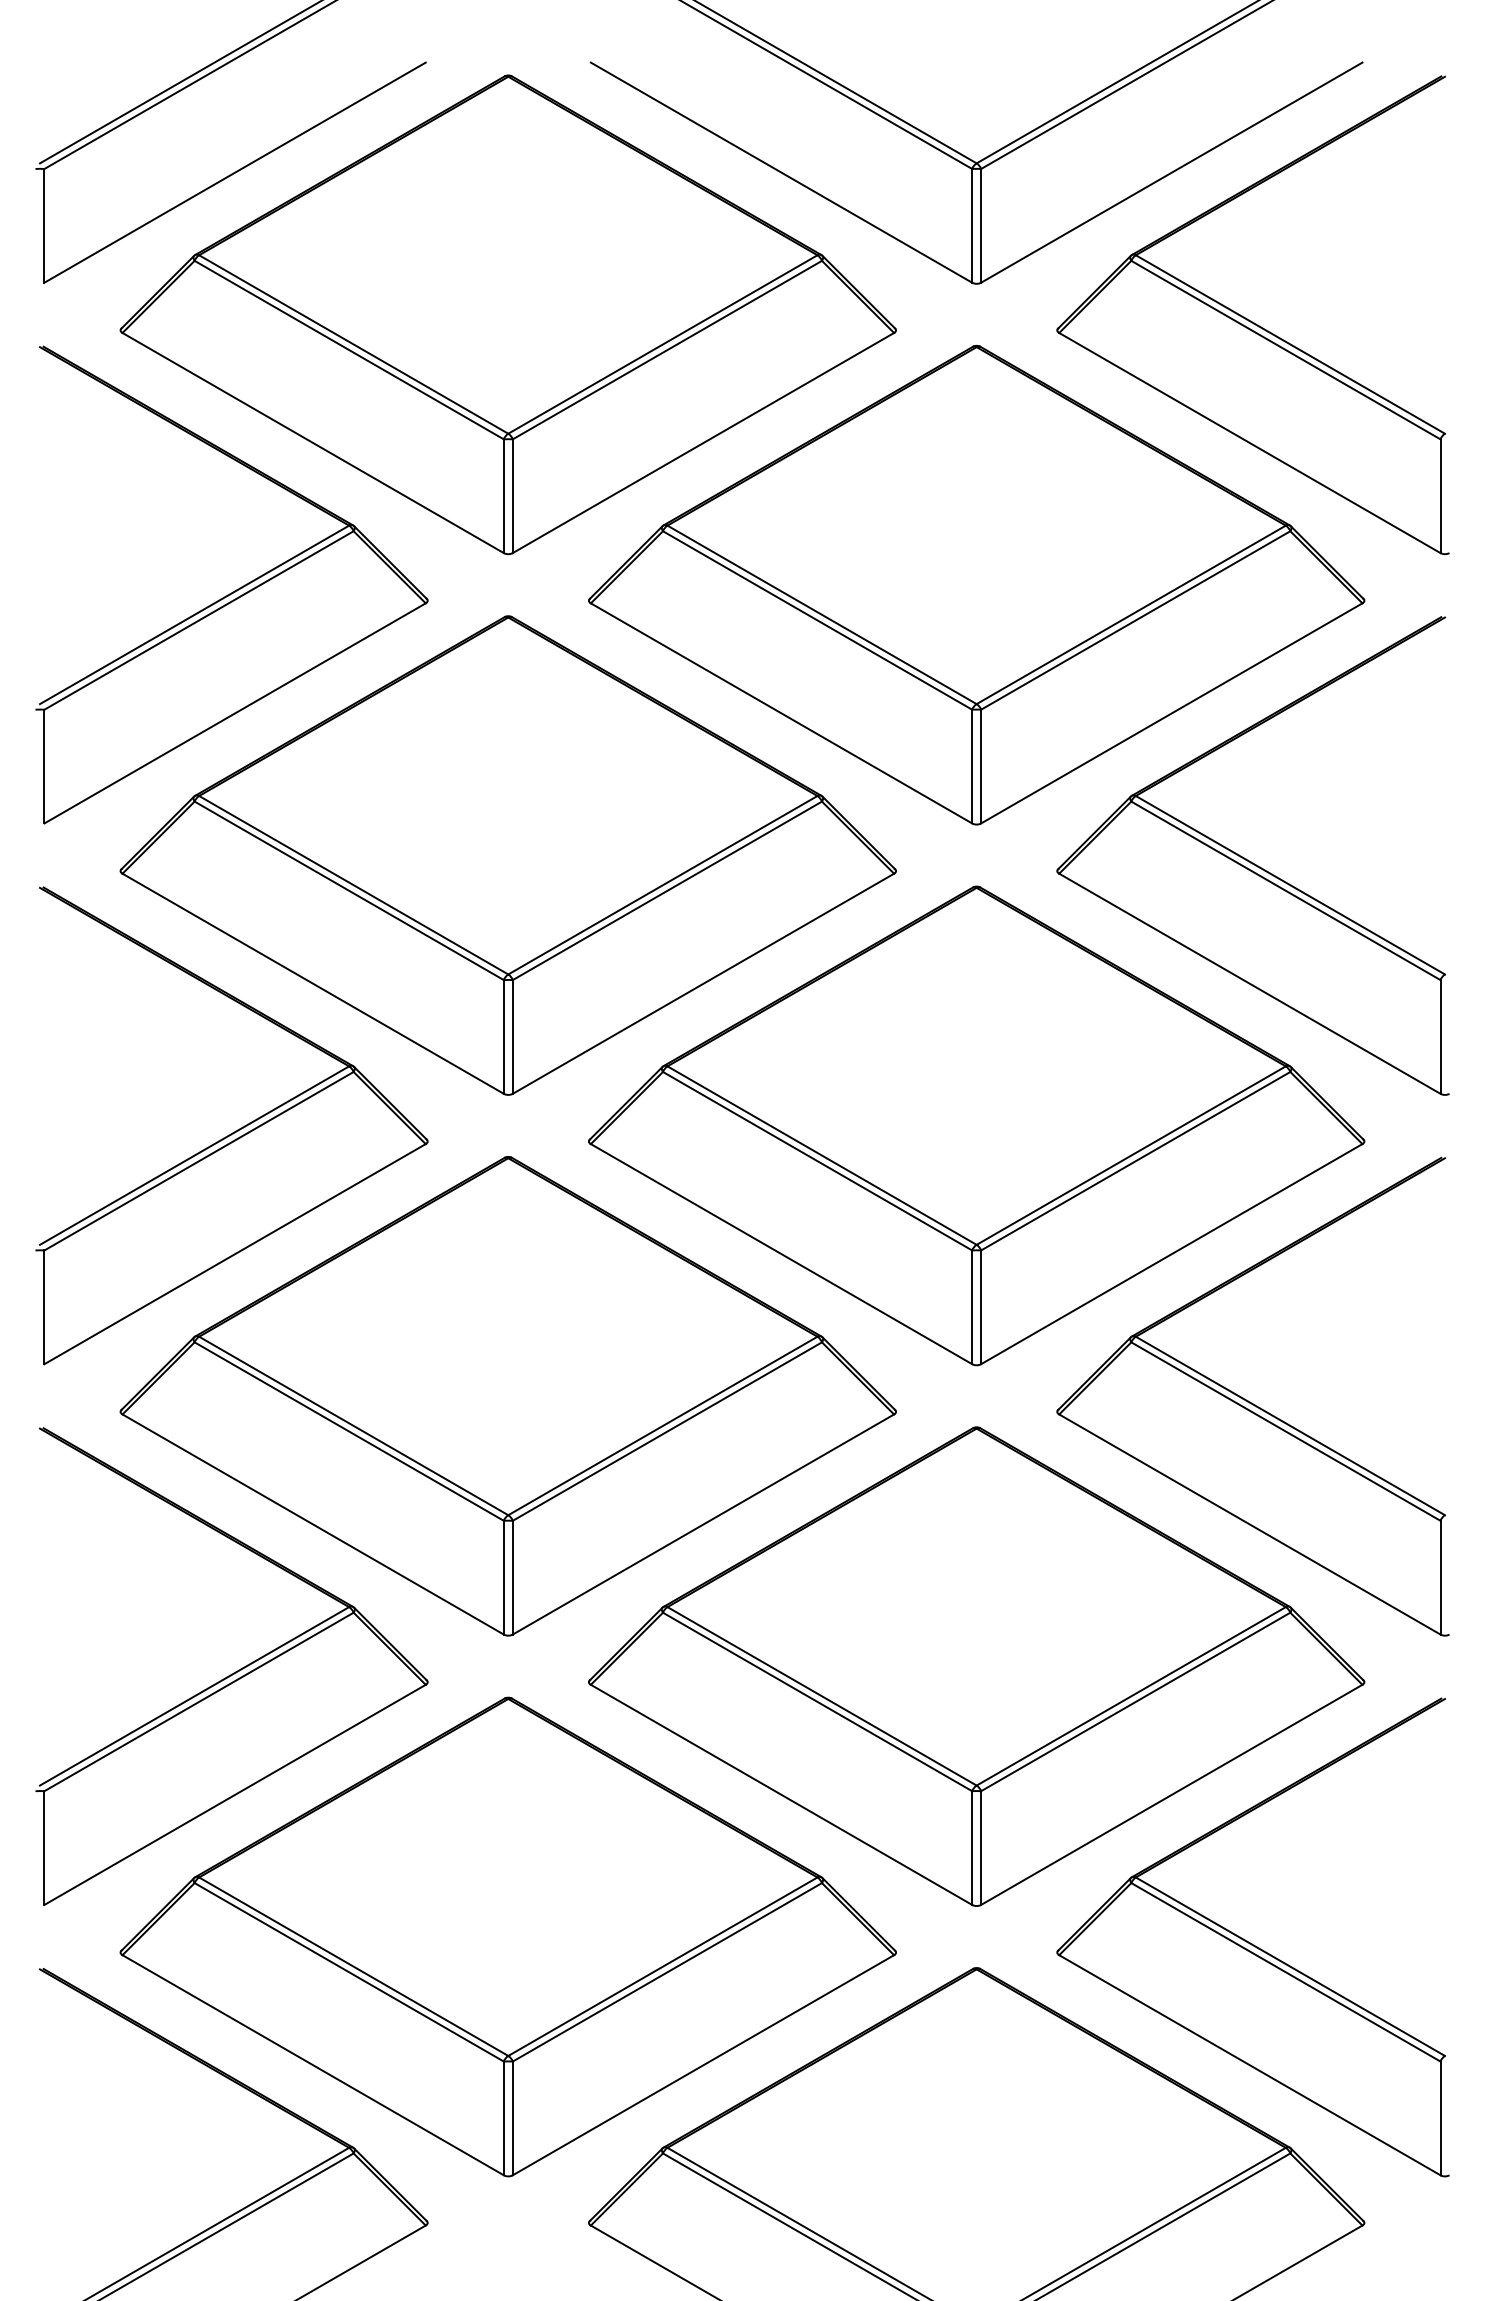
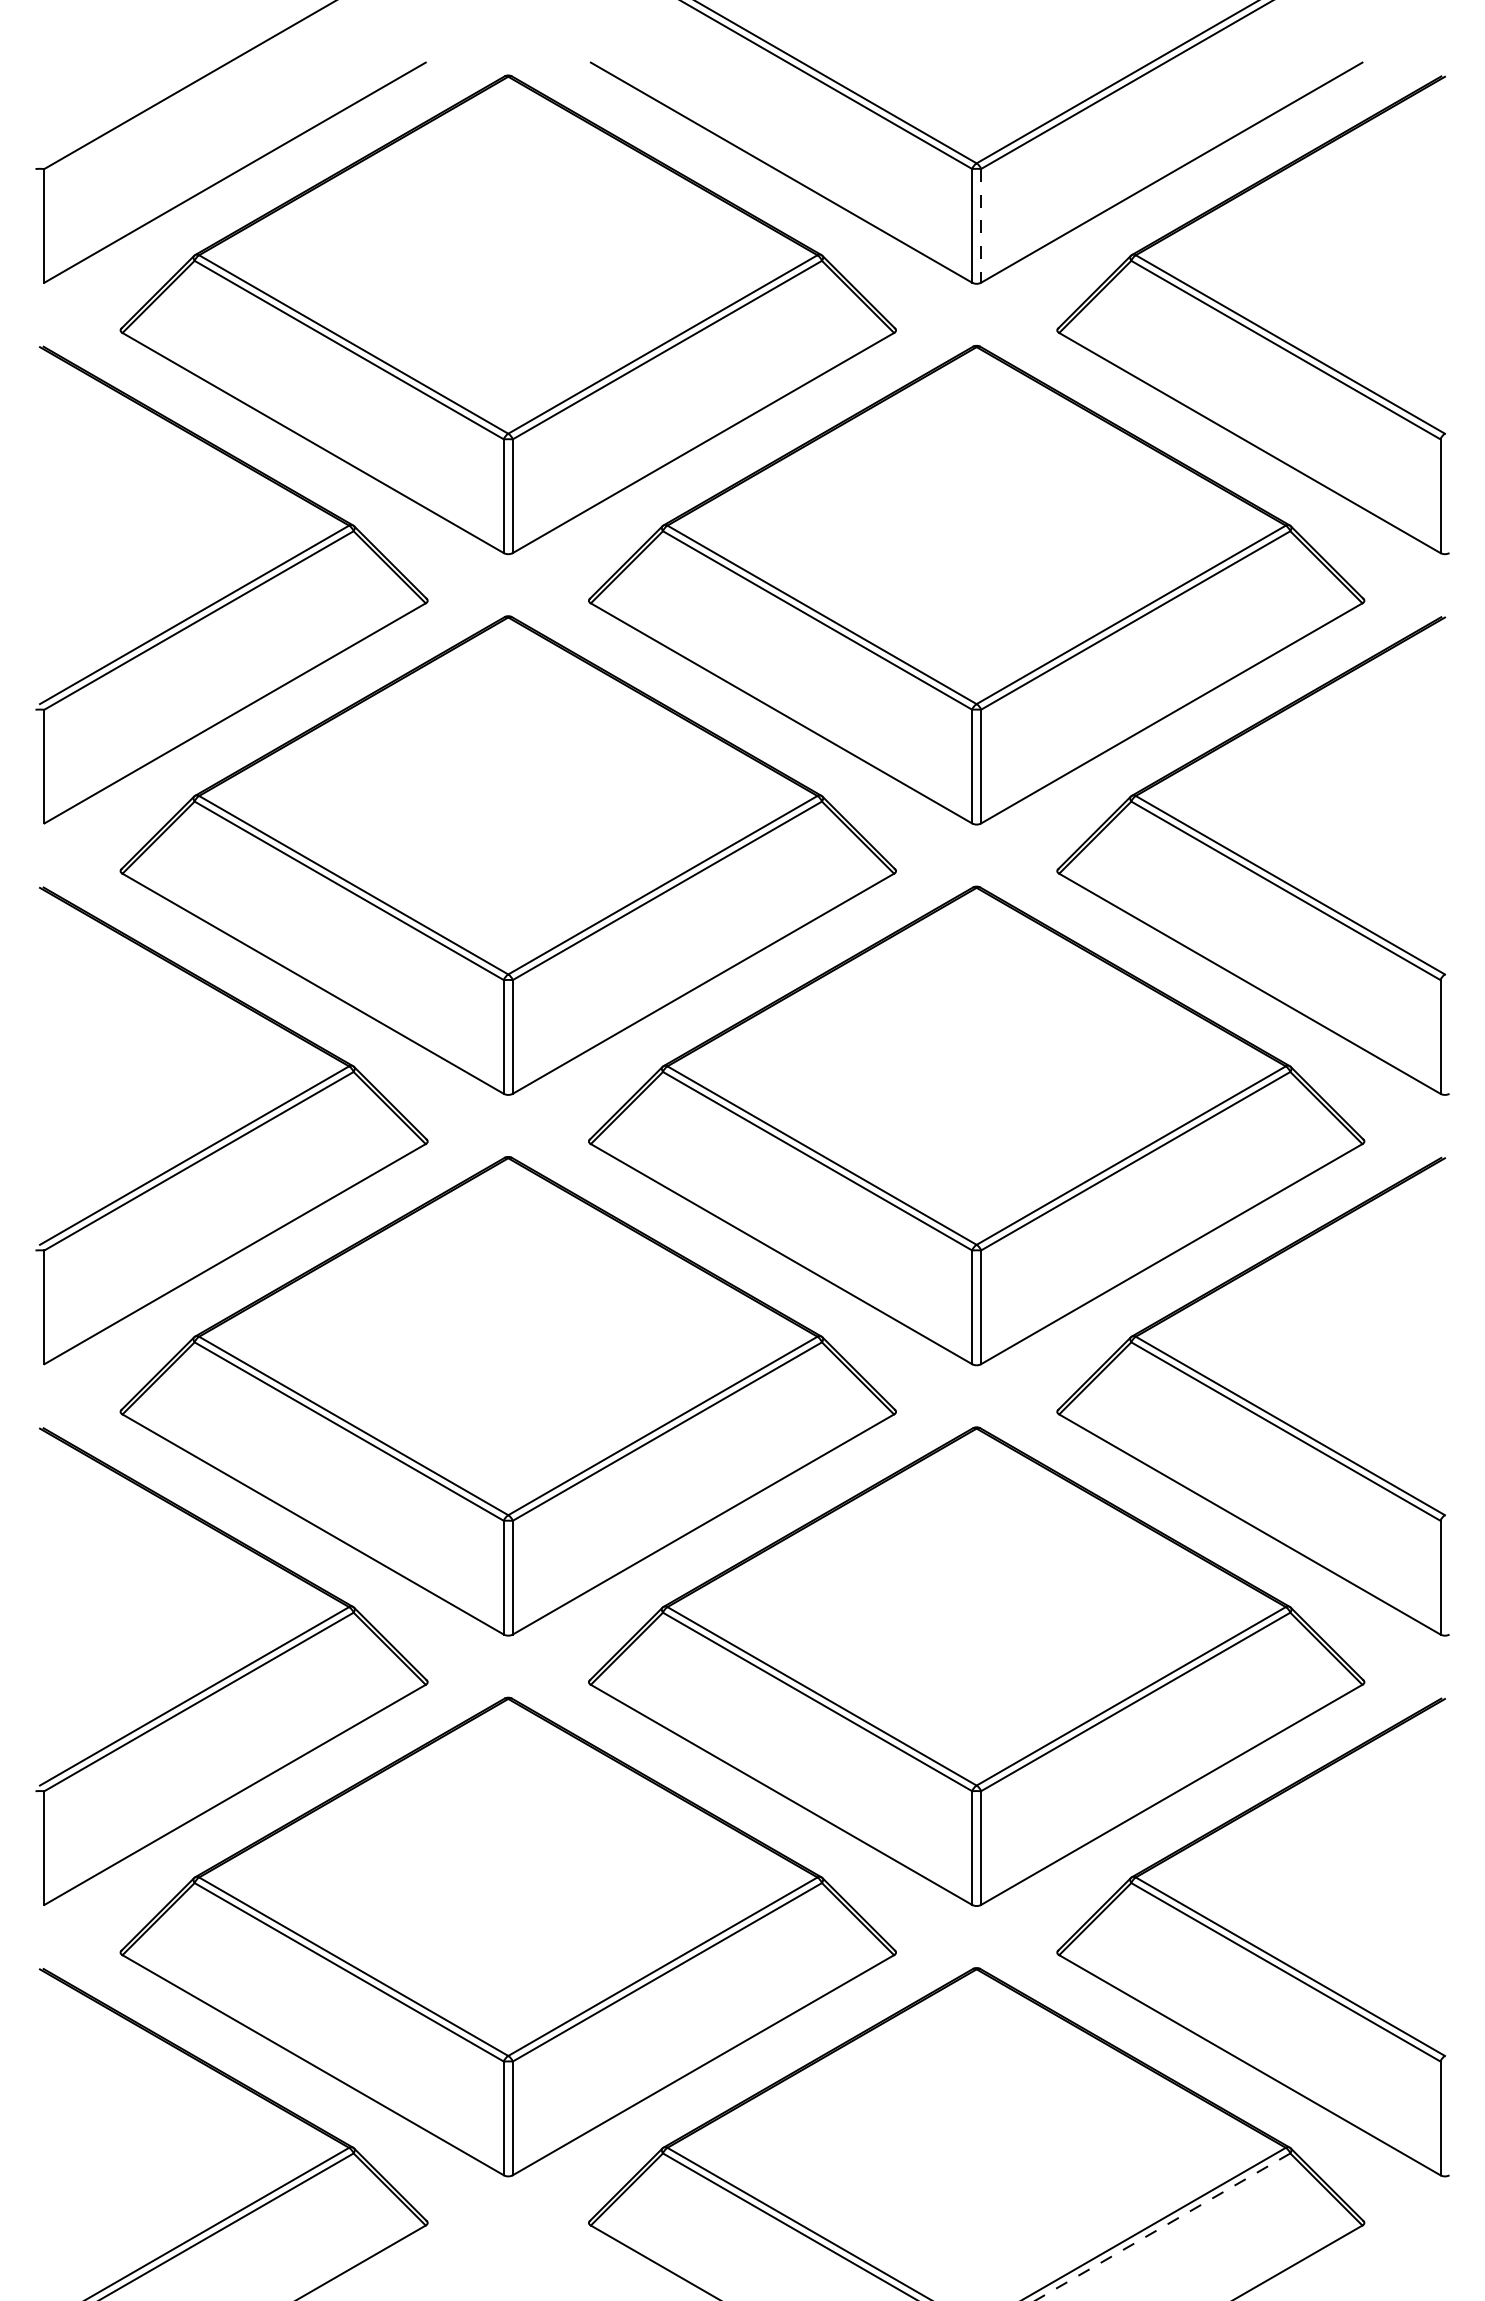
line: present -> none (178, 82)
line: solid -> dashed (981, 225)
line: solid -> dashed (1162, 2227)
